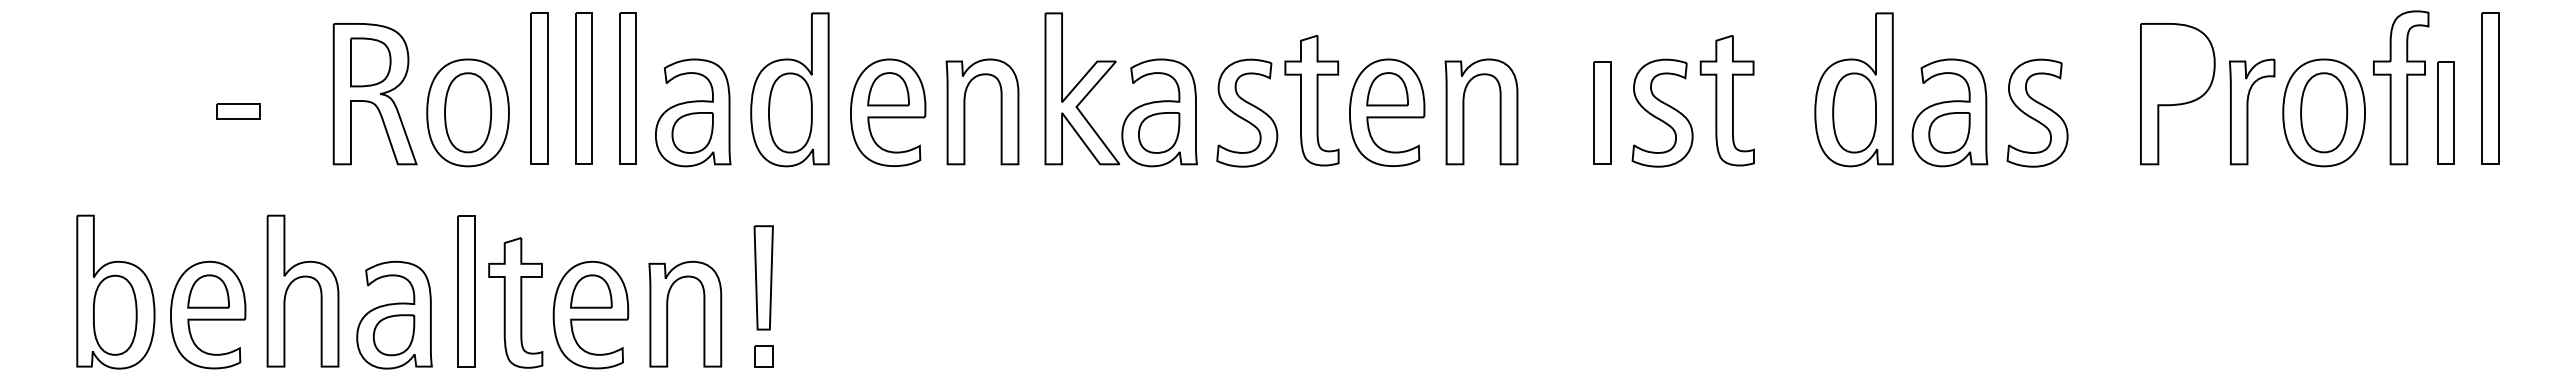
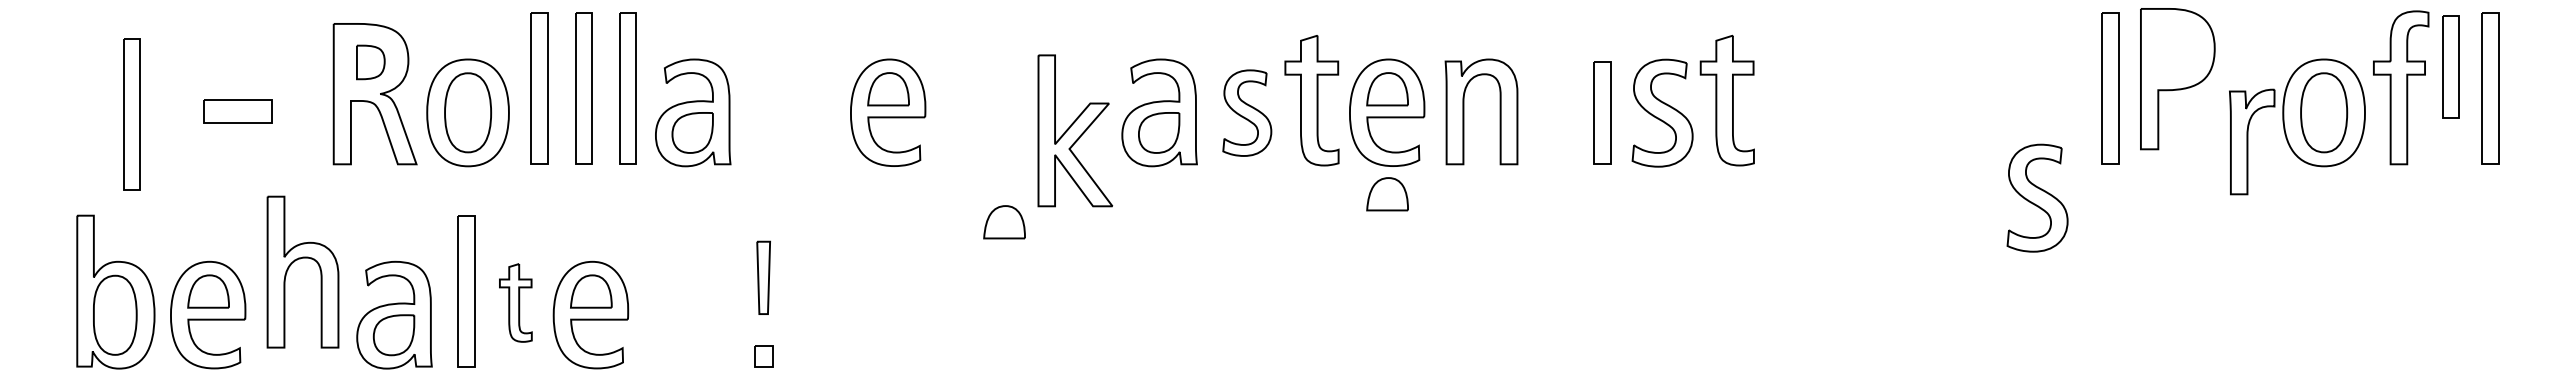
part size: 42x51 px -> 30x37 px (370, 62)
part position: (1082, 88) -> (1075, 130) (1075, 130)
part: none -> present (2110, 88)
part: present -> none (789, 89)
part: present -> none (1853, 89)
part position: (2177, 94) -> (2177, 79) (2177, 79)
part size: 45x17 px -> 70x25 px (237, 111)
part: present -> none (965, 111)
part position: (2252, 111) -> (2252, 141) (2252, 141)
part size: 63x110 px -> 51x88 px (1247, 112)
part: present -> none (1949, 112)
part position: (2037, 112) -> (2037, 197) (2037, 197)
part position: (2445, 112) -> (2450, 66) (2450, 66)
part: none -> present (131, 114)
part: none -> present (1387, 194)
part: none -> present (1004, 222)
part size: 21x106 px -> 15x75 px (763, 277)
part position: (294, 281) -> (294, 262) (294, 262)
part size: 56x132 px -> 34x80 px (515, 302)
part: present -> none (668, 313)
